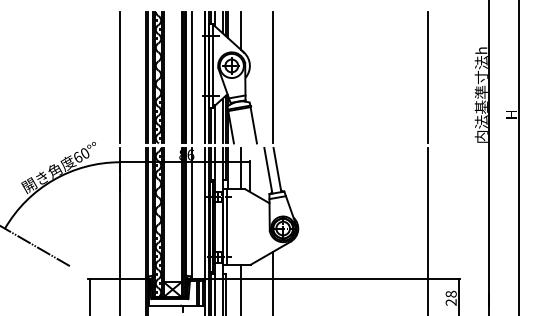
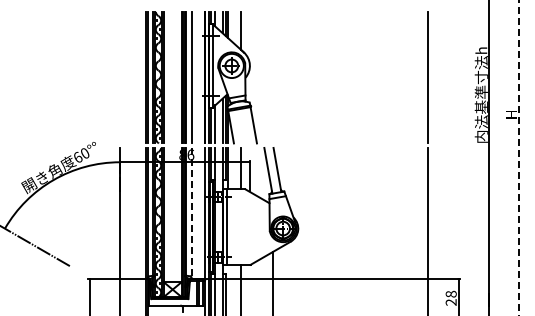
line: present -> none (119, 77)
line: present -> none (272, 77)
line: solid -> dashed (518, 157)
line: solid -> dashed (191, 213)
